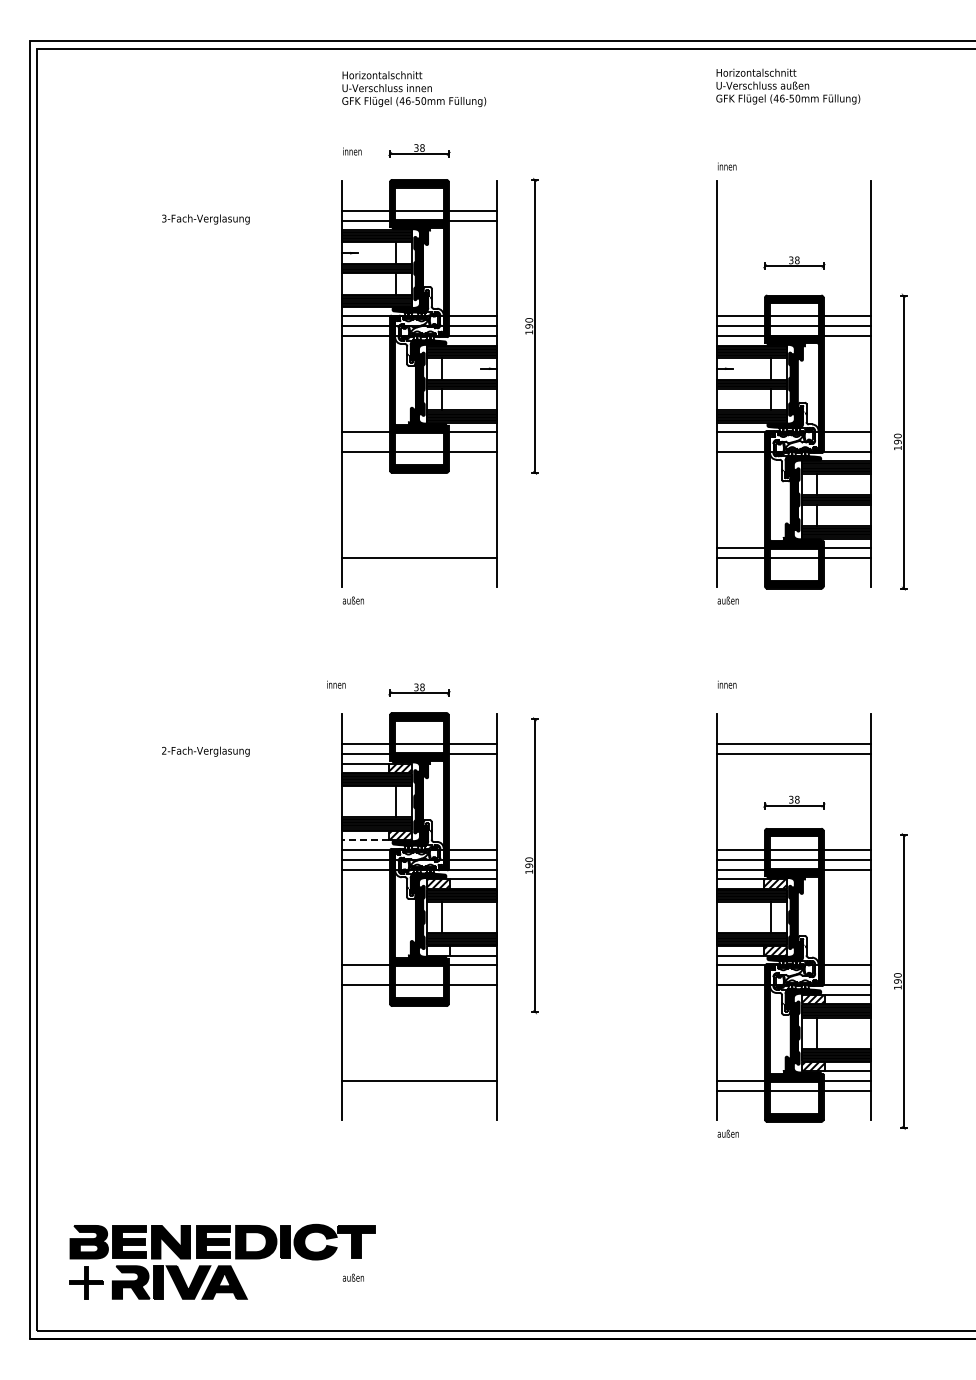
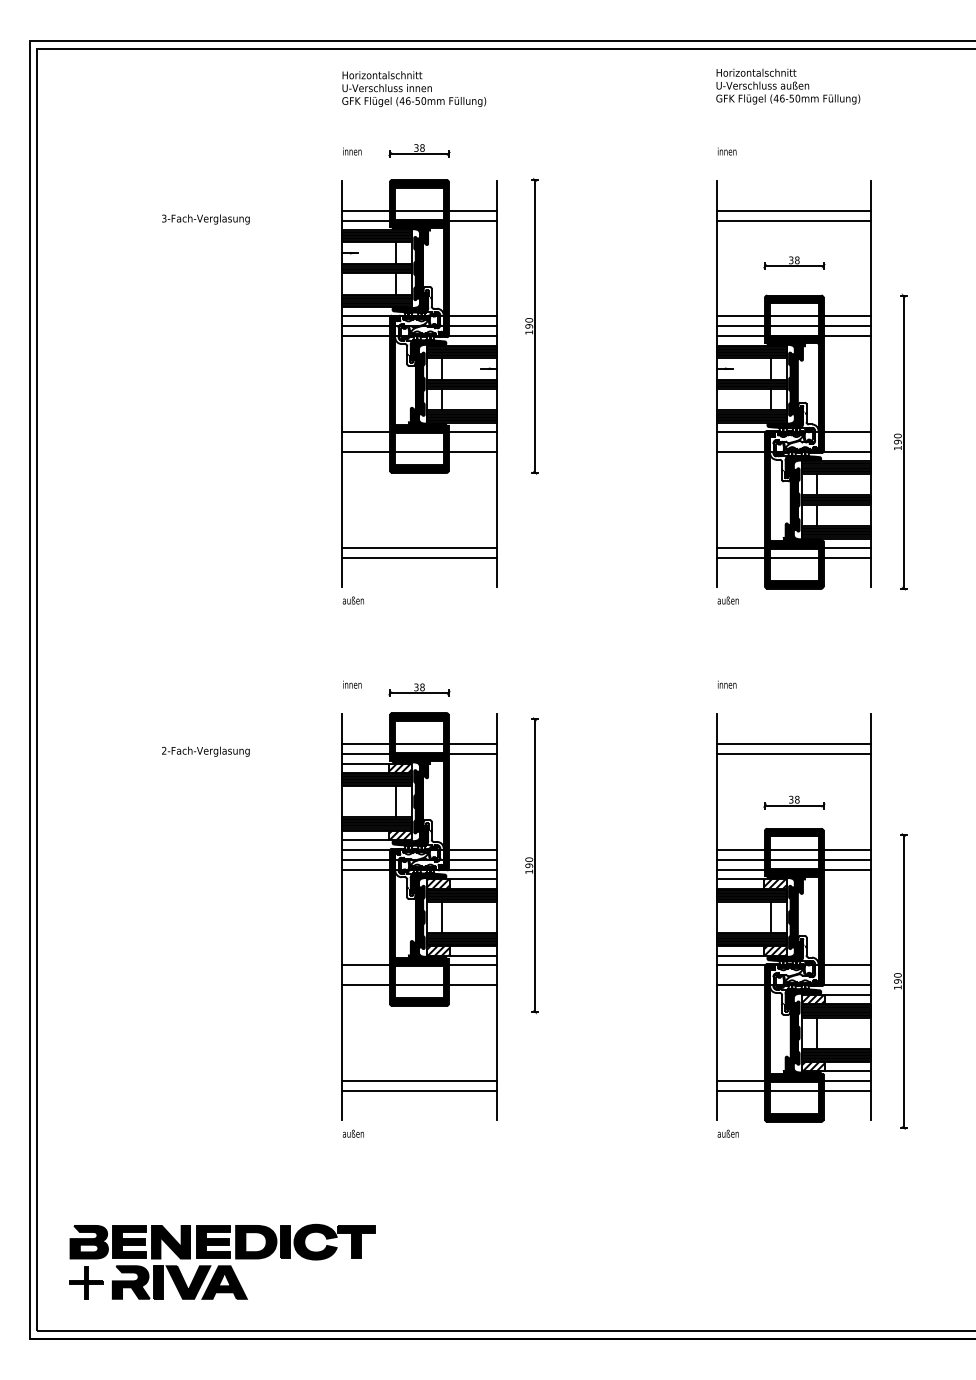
text position: (727, 166) -> (727, 151) (727, 151)
line: none -> present (794, 210)
line: none -> present (794, 220)
line: none -> present (419, 547)
text position: (336, 684) -> (352, 684) (352, 684)
line: dashed -> solid (365, 839)
hatch: none -> present (438, 950)
line: none -> present (419, 1090)
text position: (352, 1277) -> (352, 1133) (352, 1133)
